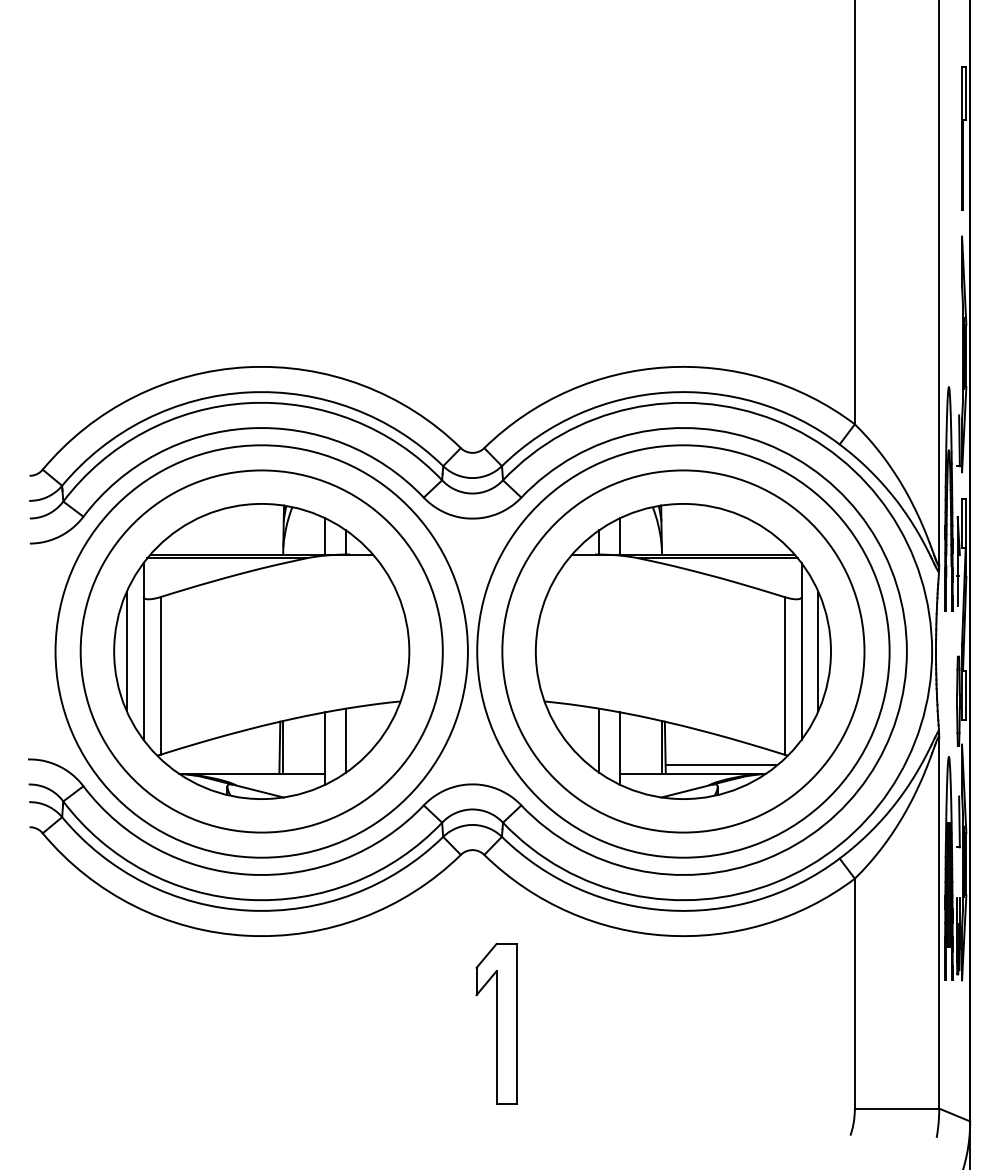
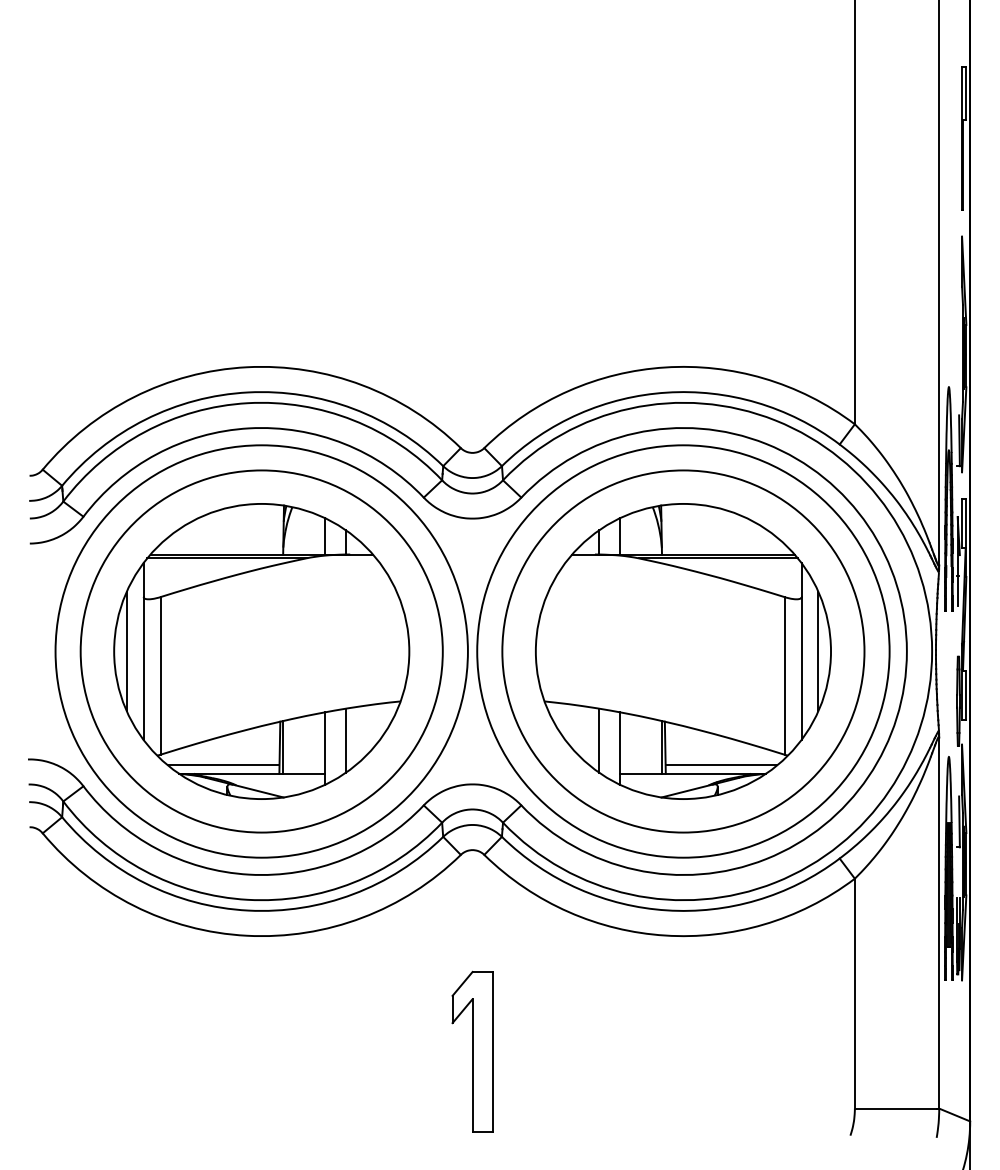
line: none -> present (223, 765)
part position: (496, 1023) -> (472, 1051) (472, 1051)
